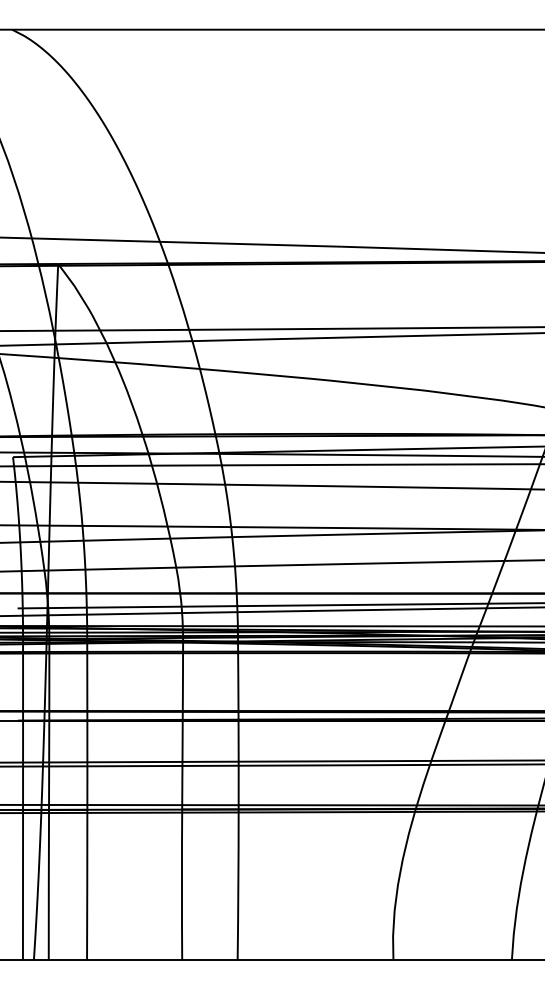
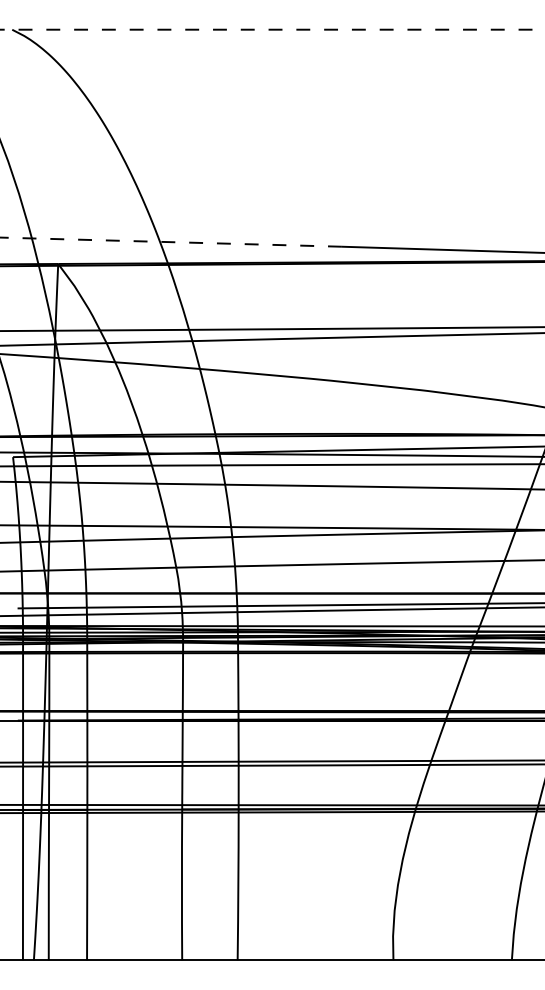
line: solid -> dashed (272, 29)
line: solid -> dashed (171, 242)
